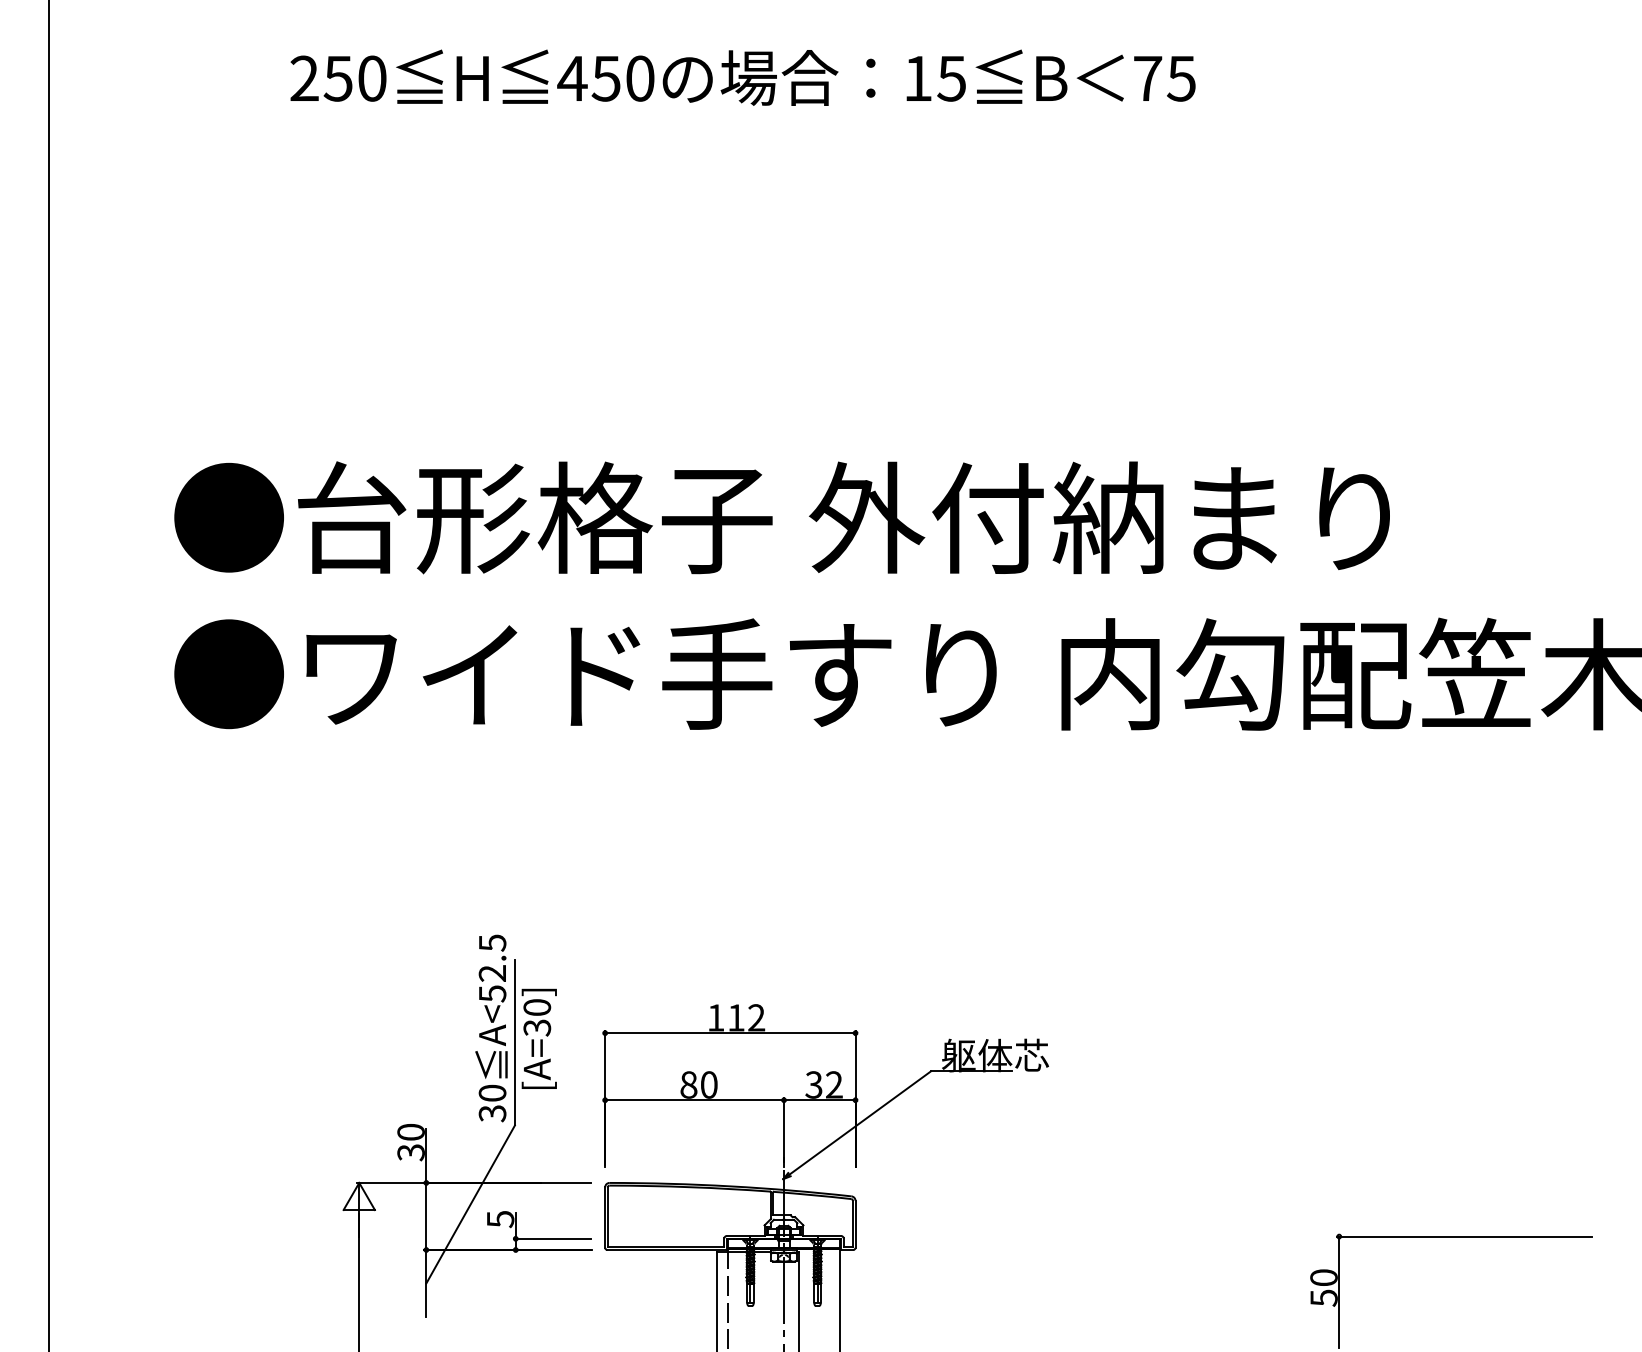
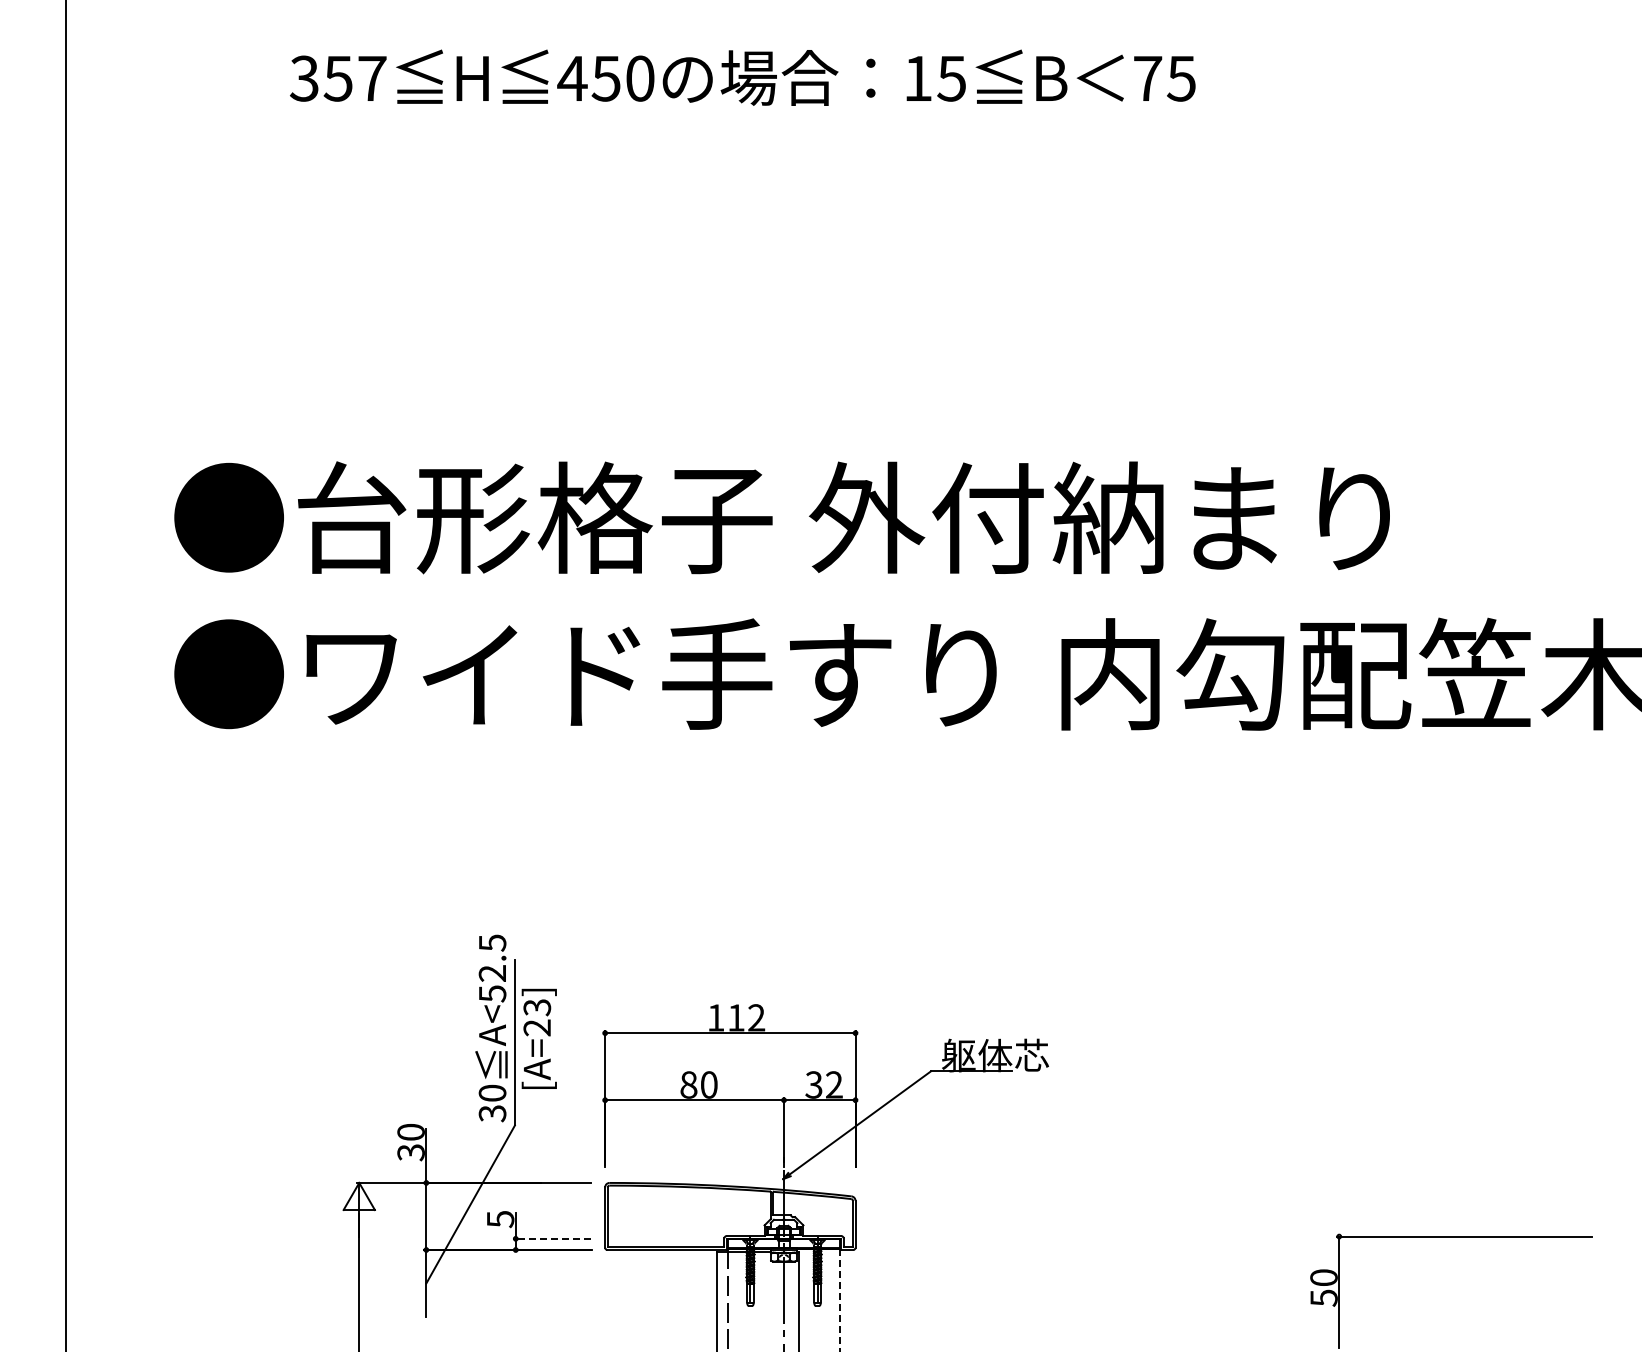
text: 250 -> 357 (338, 78)
line position: (49, 675) -> (66, 675) (66, 675)
text: [A=30] -> [A=23] (537, 1017)
line: solid -> dashed (552, 1238)
line: solid -> dashed (839, 1300)
